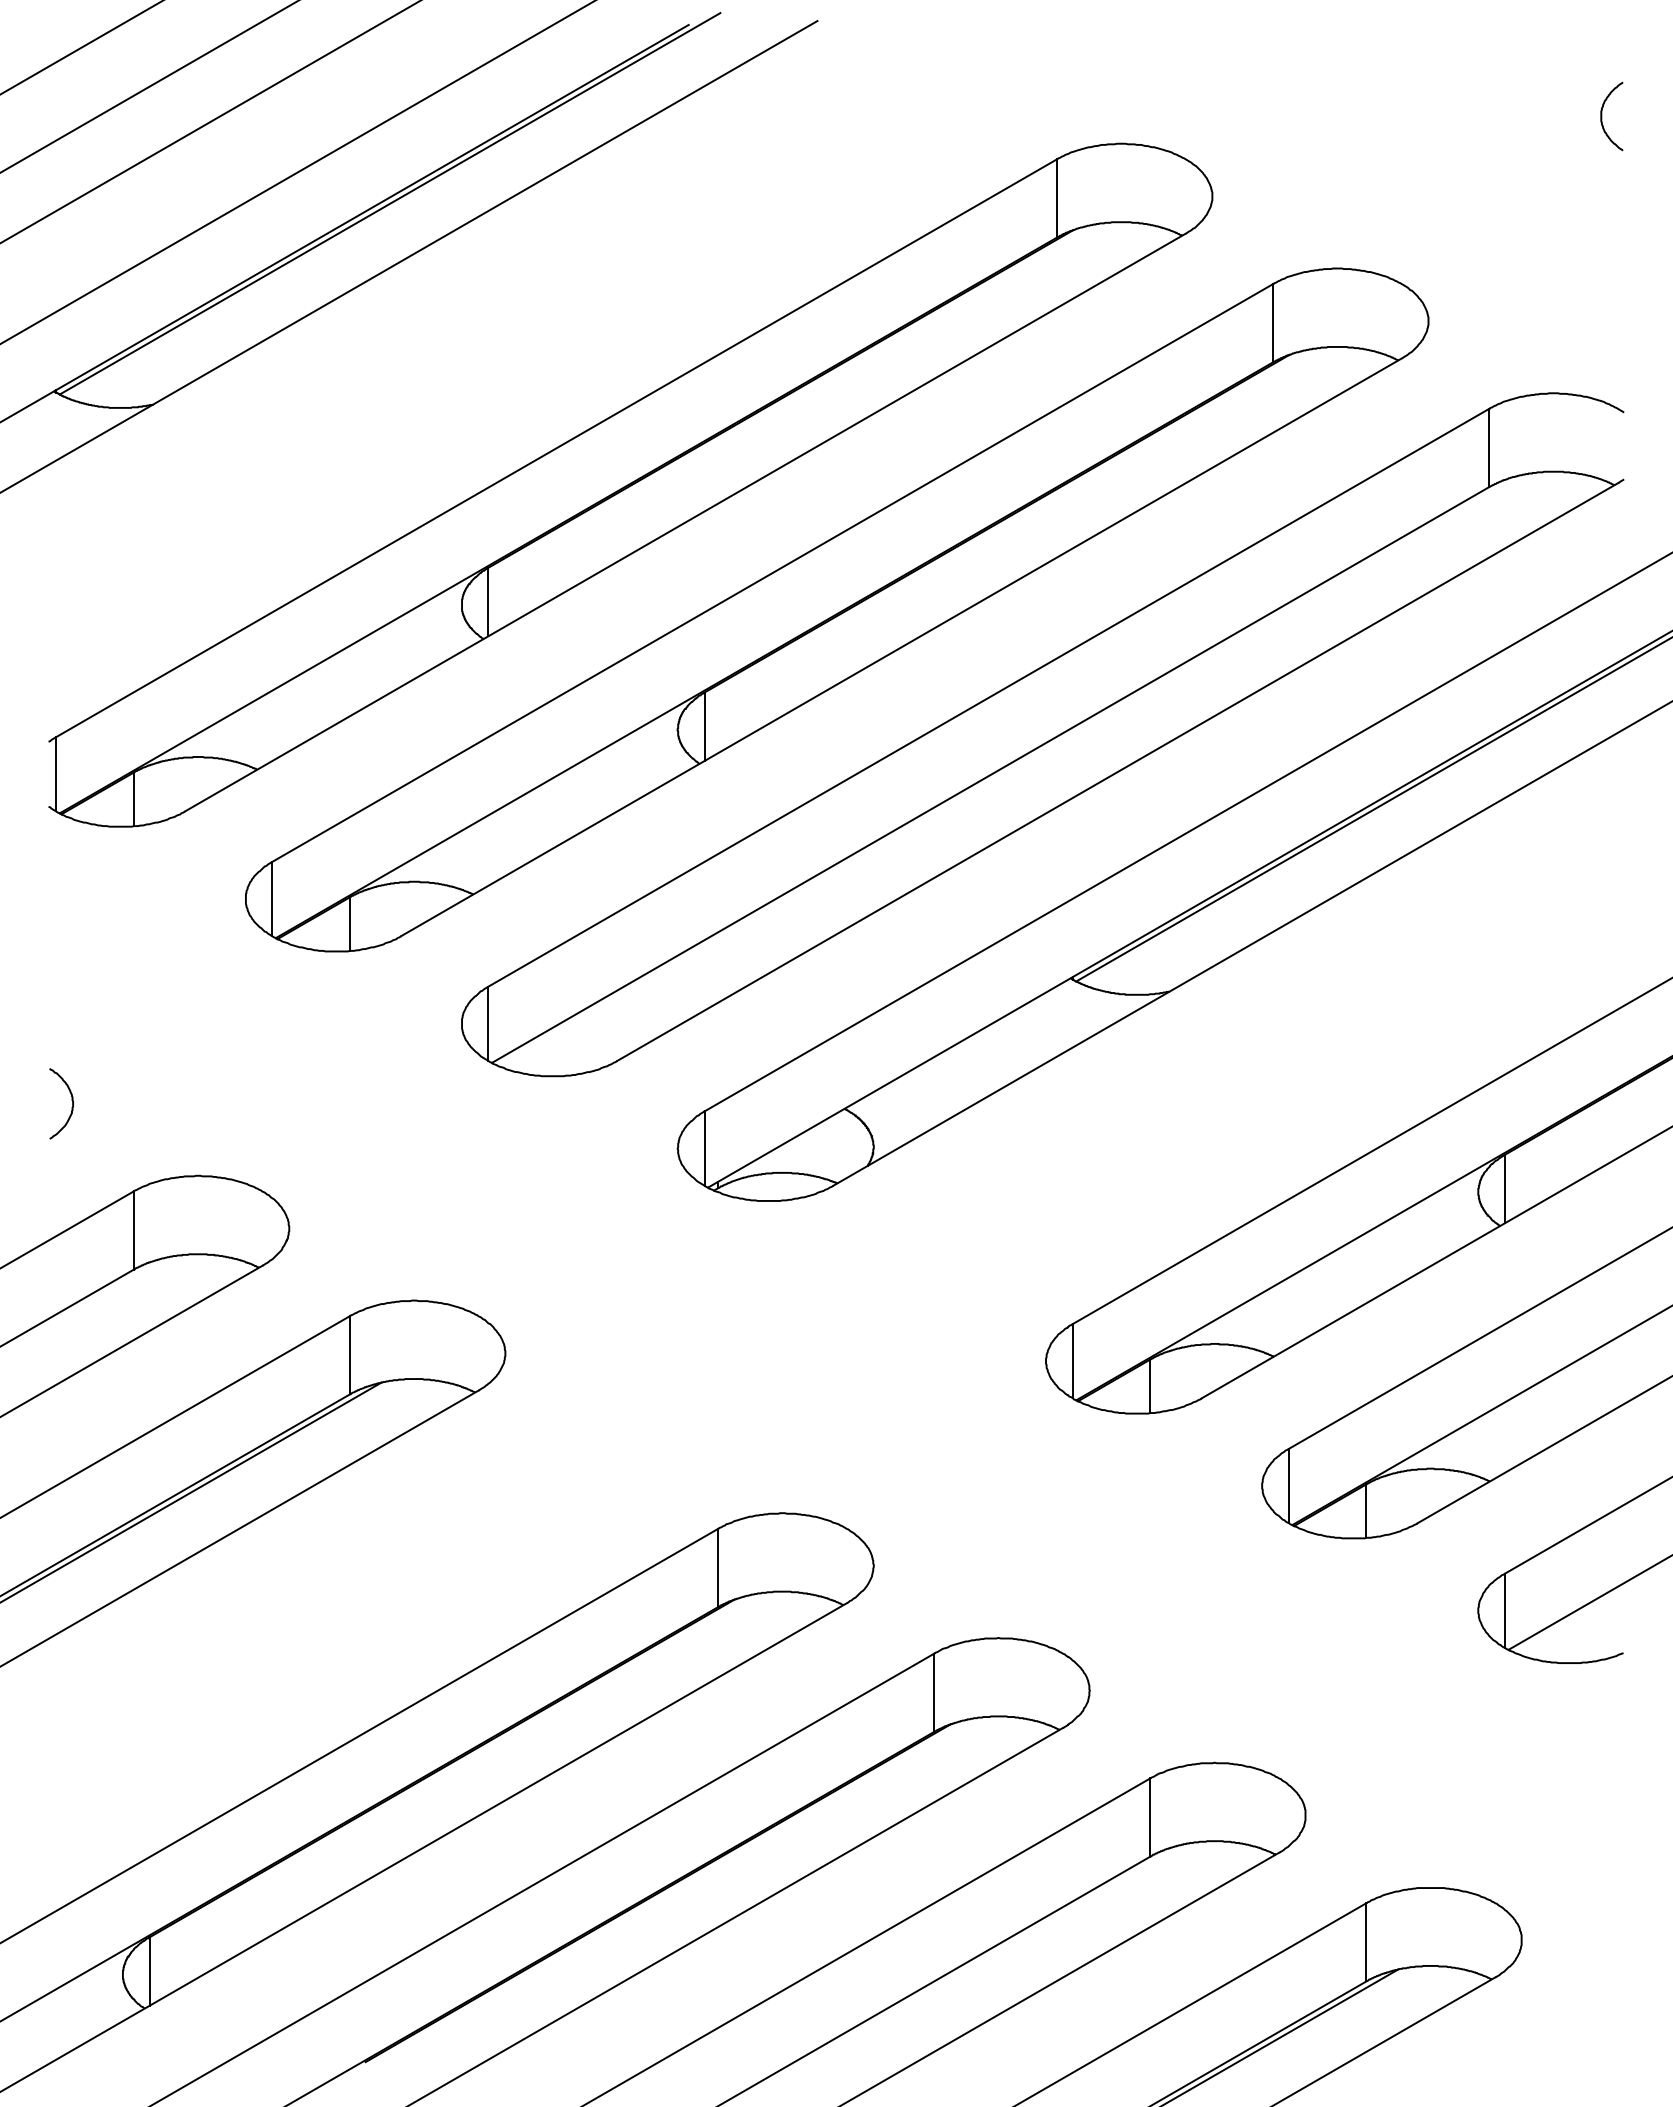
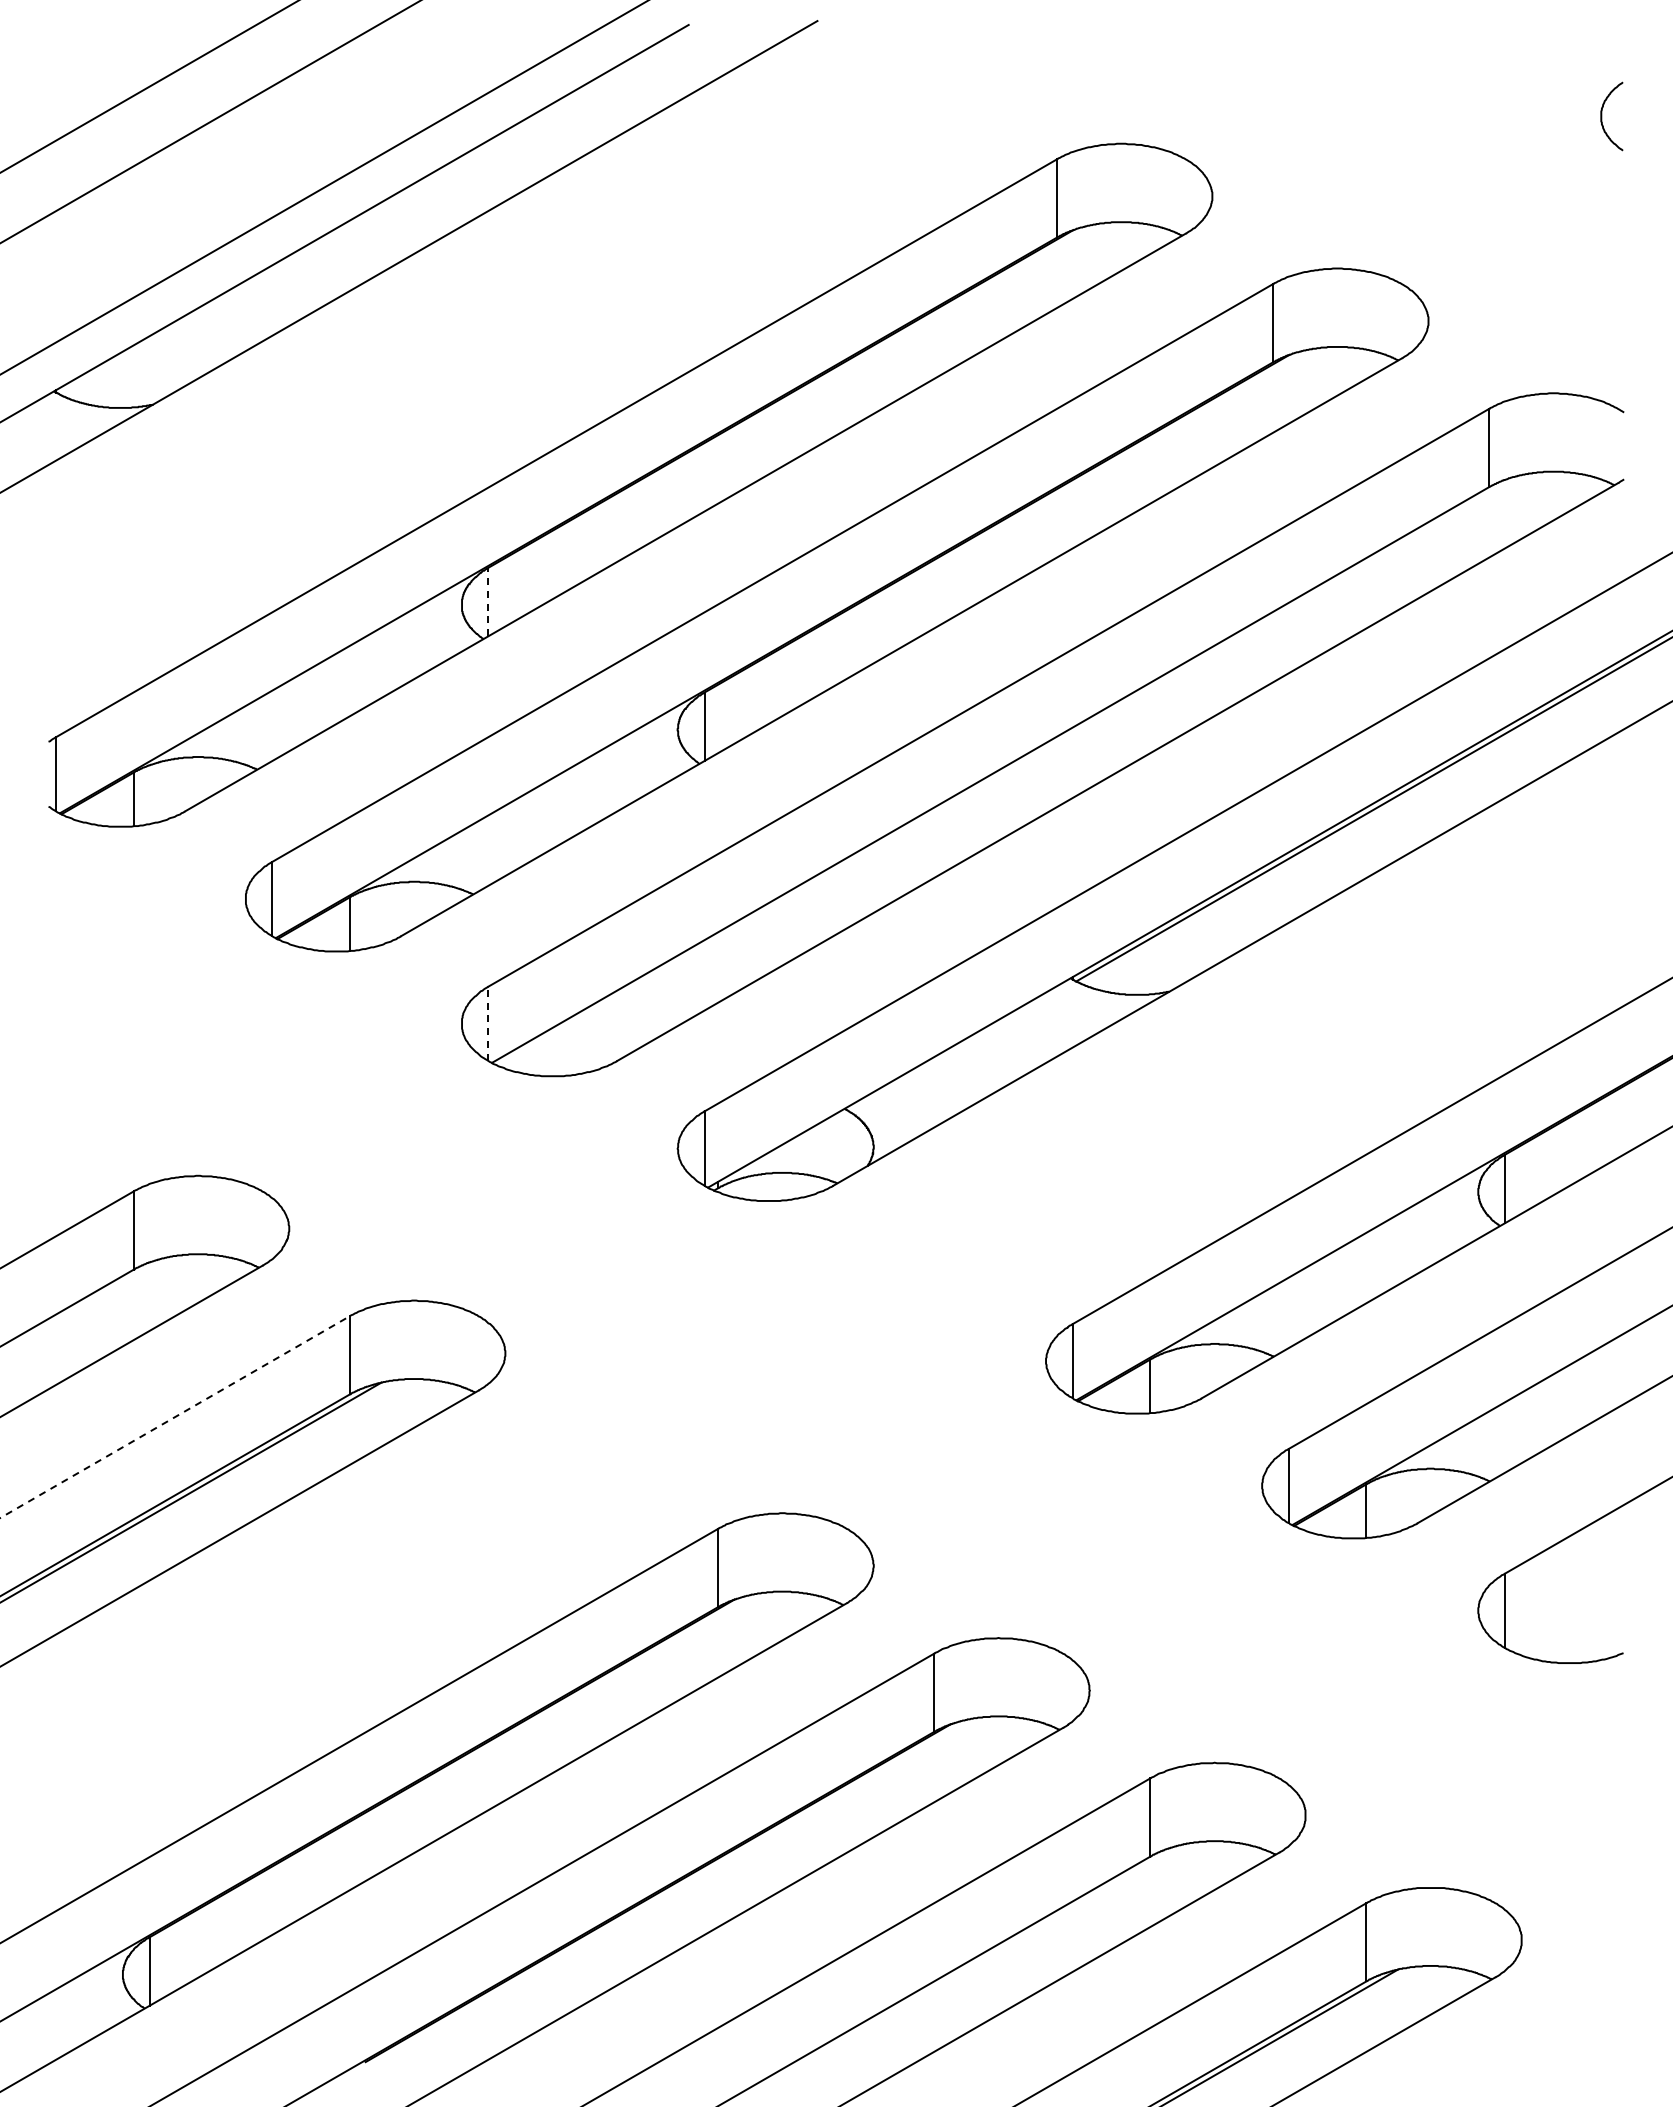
line: present -> none (81, 47)
line position: (297, 172) -> (323, 187) (323, 187)
line: present -> none (389, 203)
line: solid -> dashed (488, 601)
line: solid -> dashed (488, 1023)
curve: present -> none (71, 1100)
line: solid -> dashed (175, 1417)
line: present -> none (1588, 1602)
